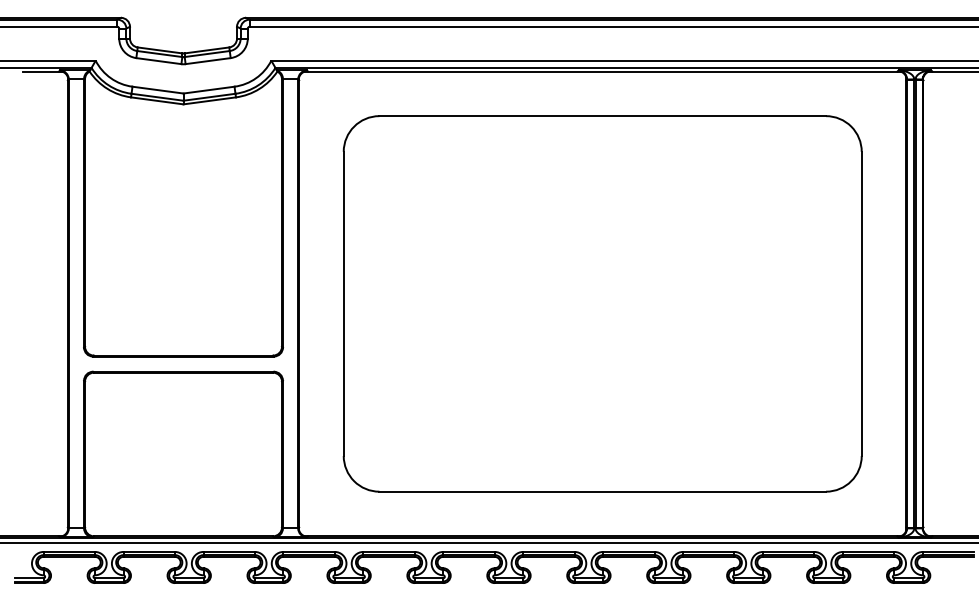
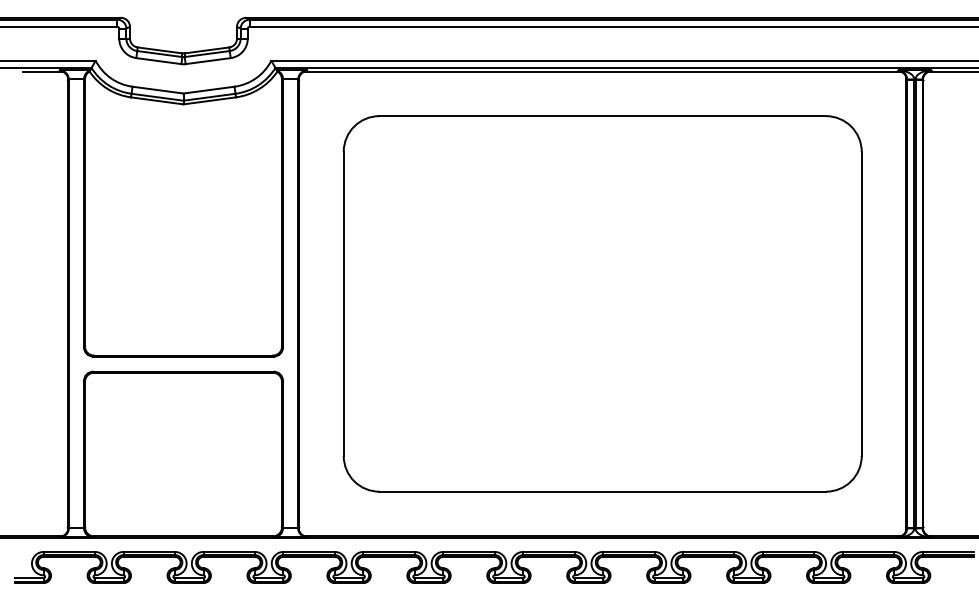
line: present -> none (488, 543)
